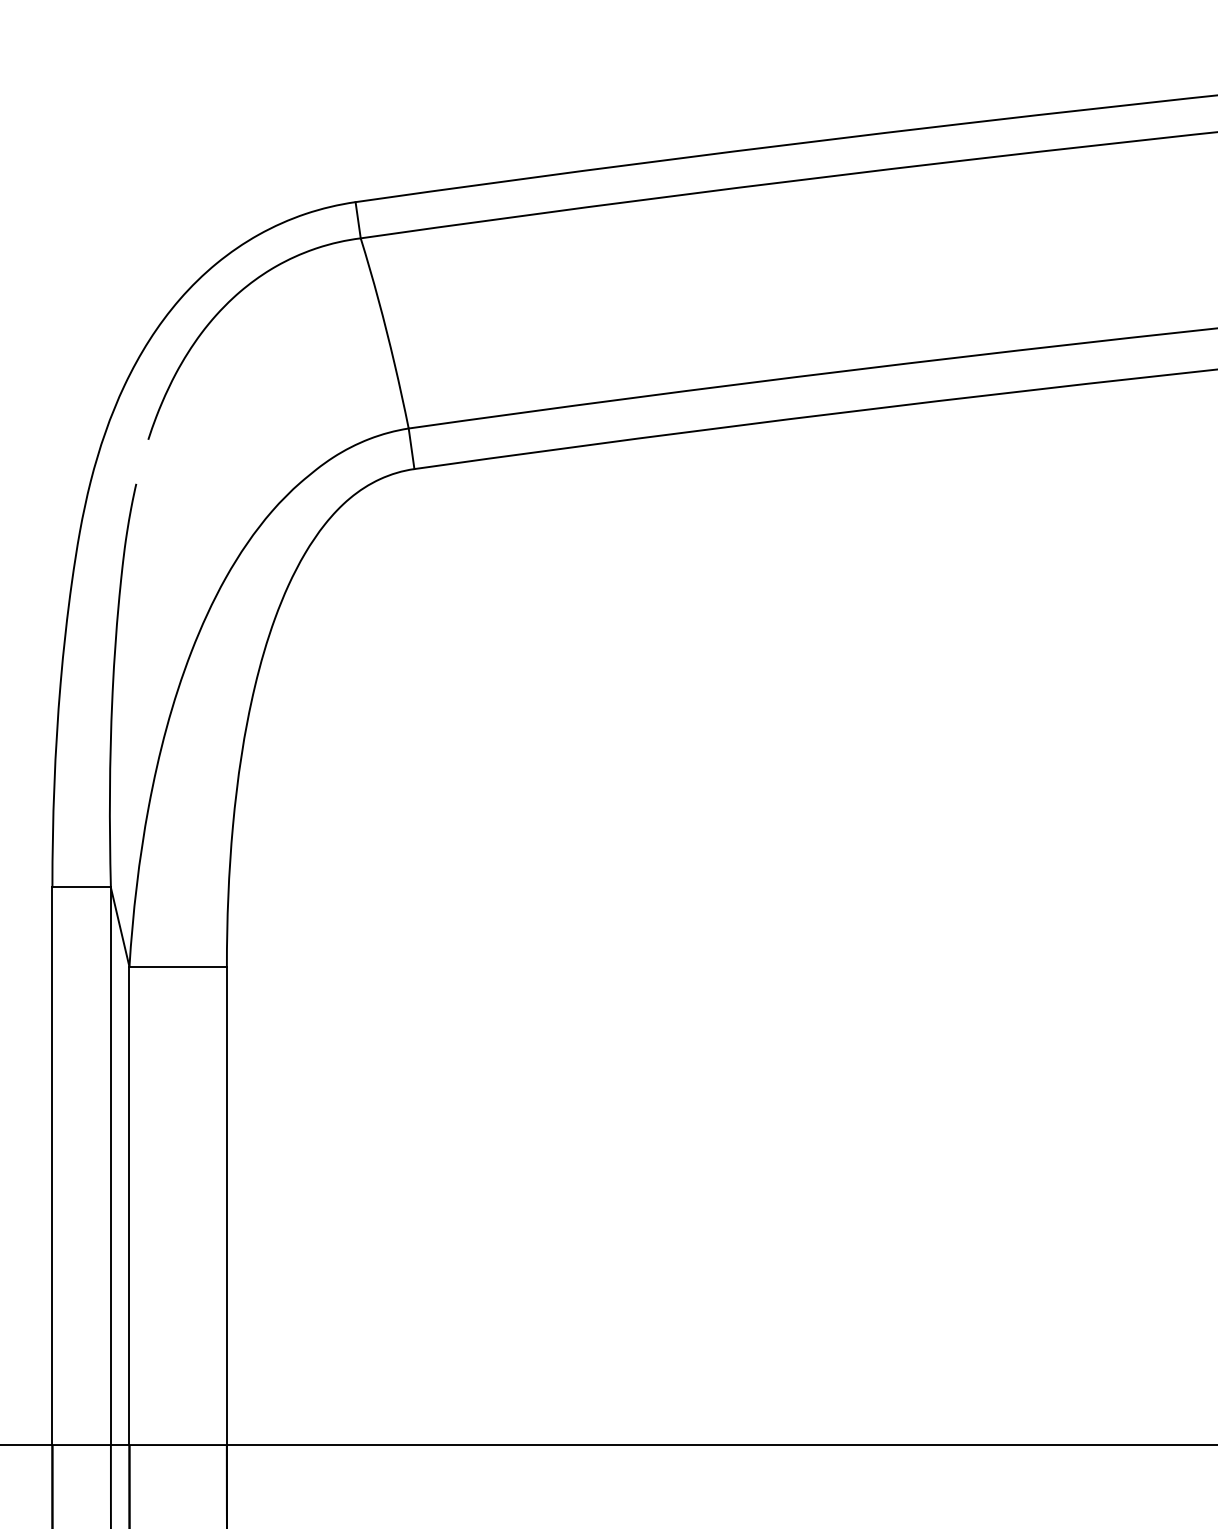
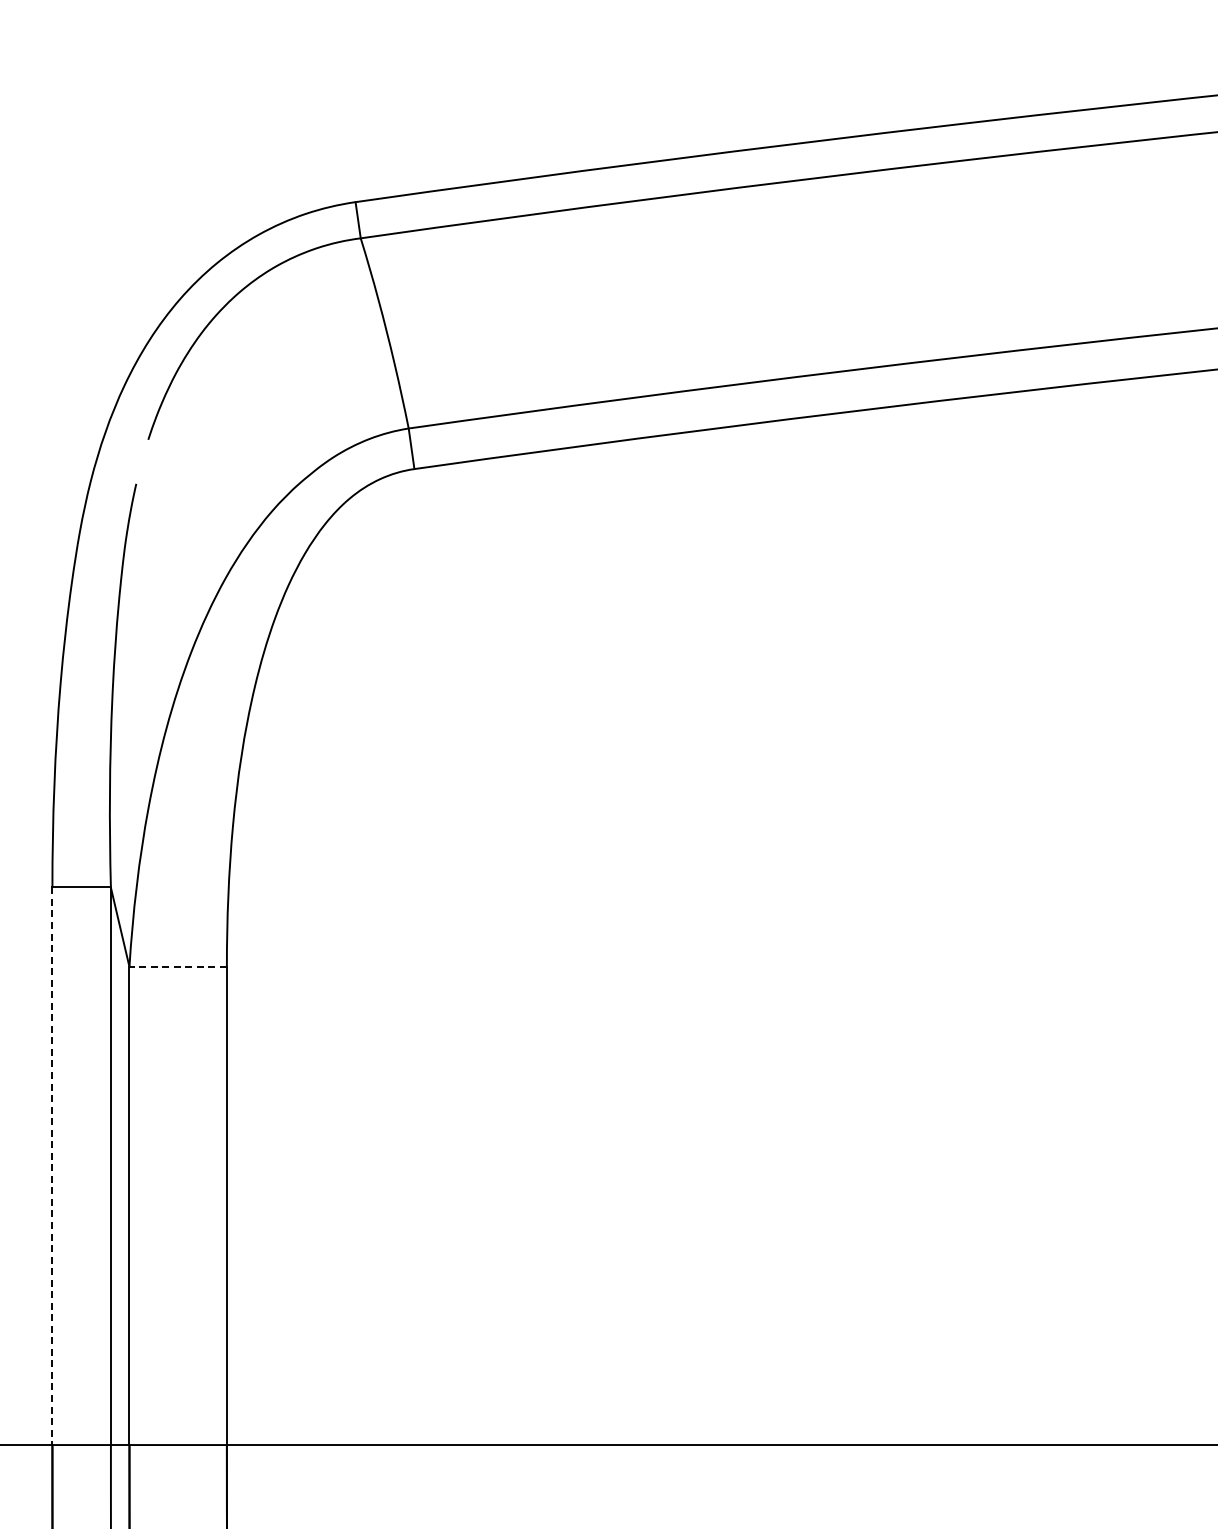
line: solid -> dashed (178, 966)
line: solid -> dashed (52, 1166)
